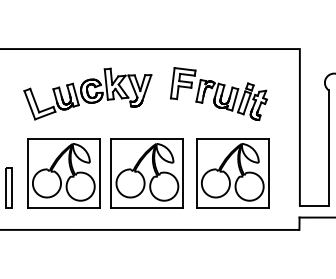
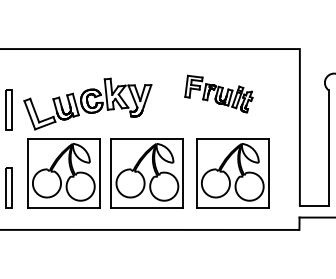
part position: (87, 93) -> (87, 103) (87, 103)
part size: 98x54 px -> 70x40 px (218, 93)
part: none -> present (8, 109)
